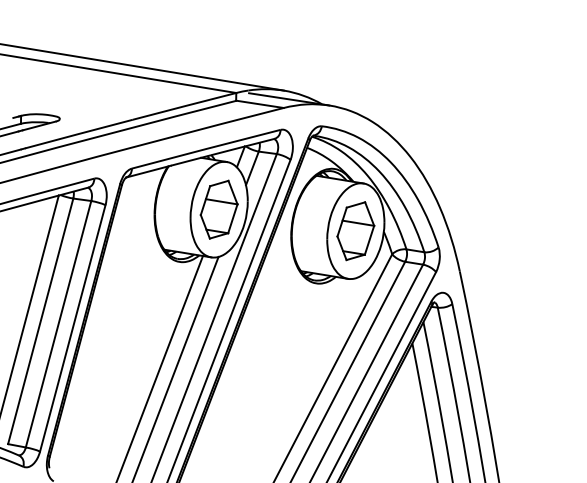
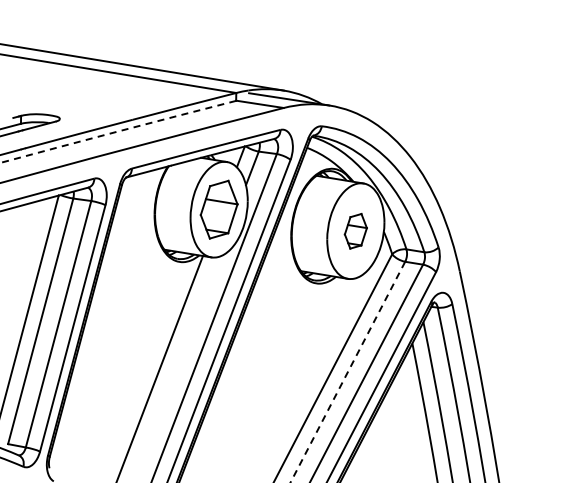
arc: solid -> dashed (117, 131)
part size: 40x61 px -> 25x38 px (355, 230)
line: present -> none (175, 367)
line: solid -> dashed (347, 372)
